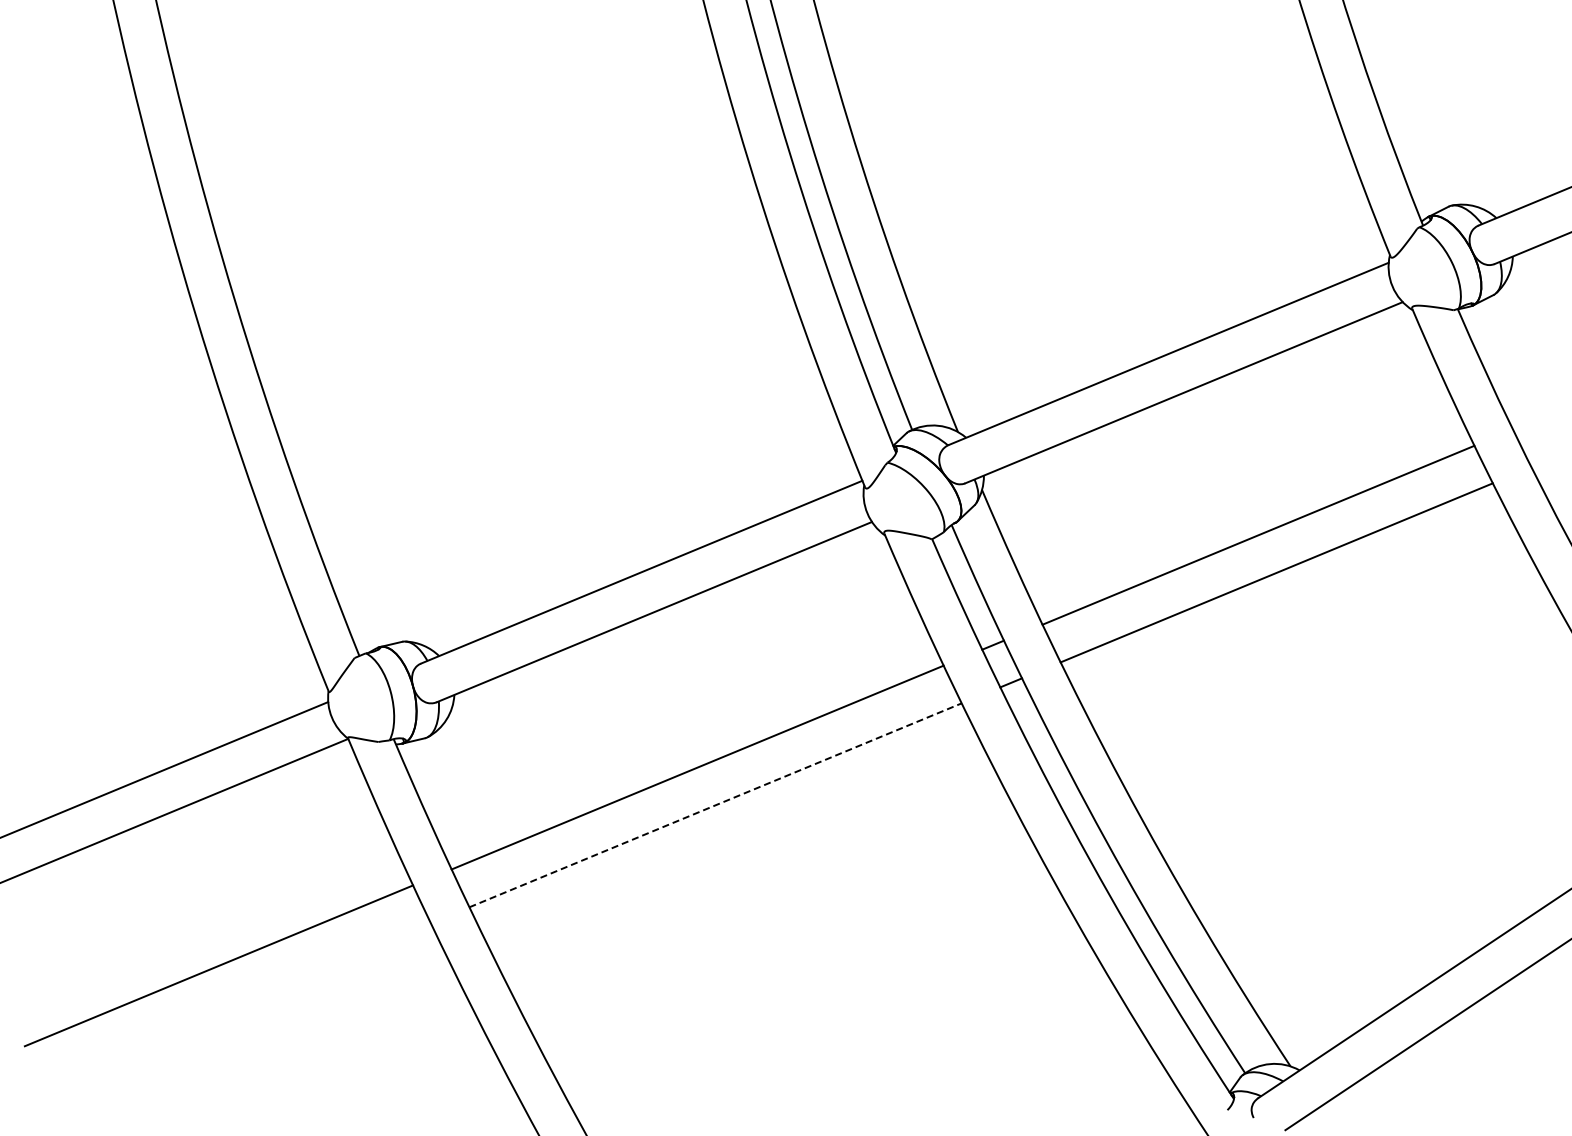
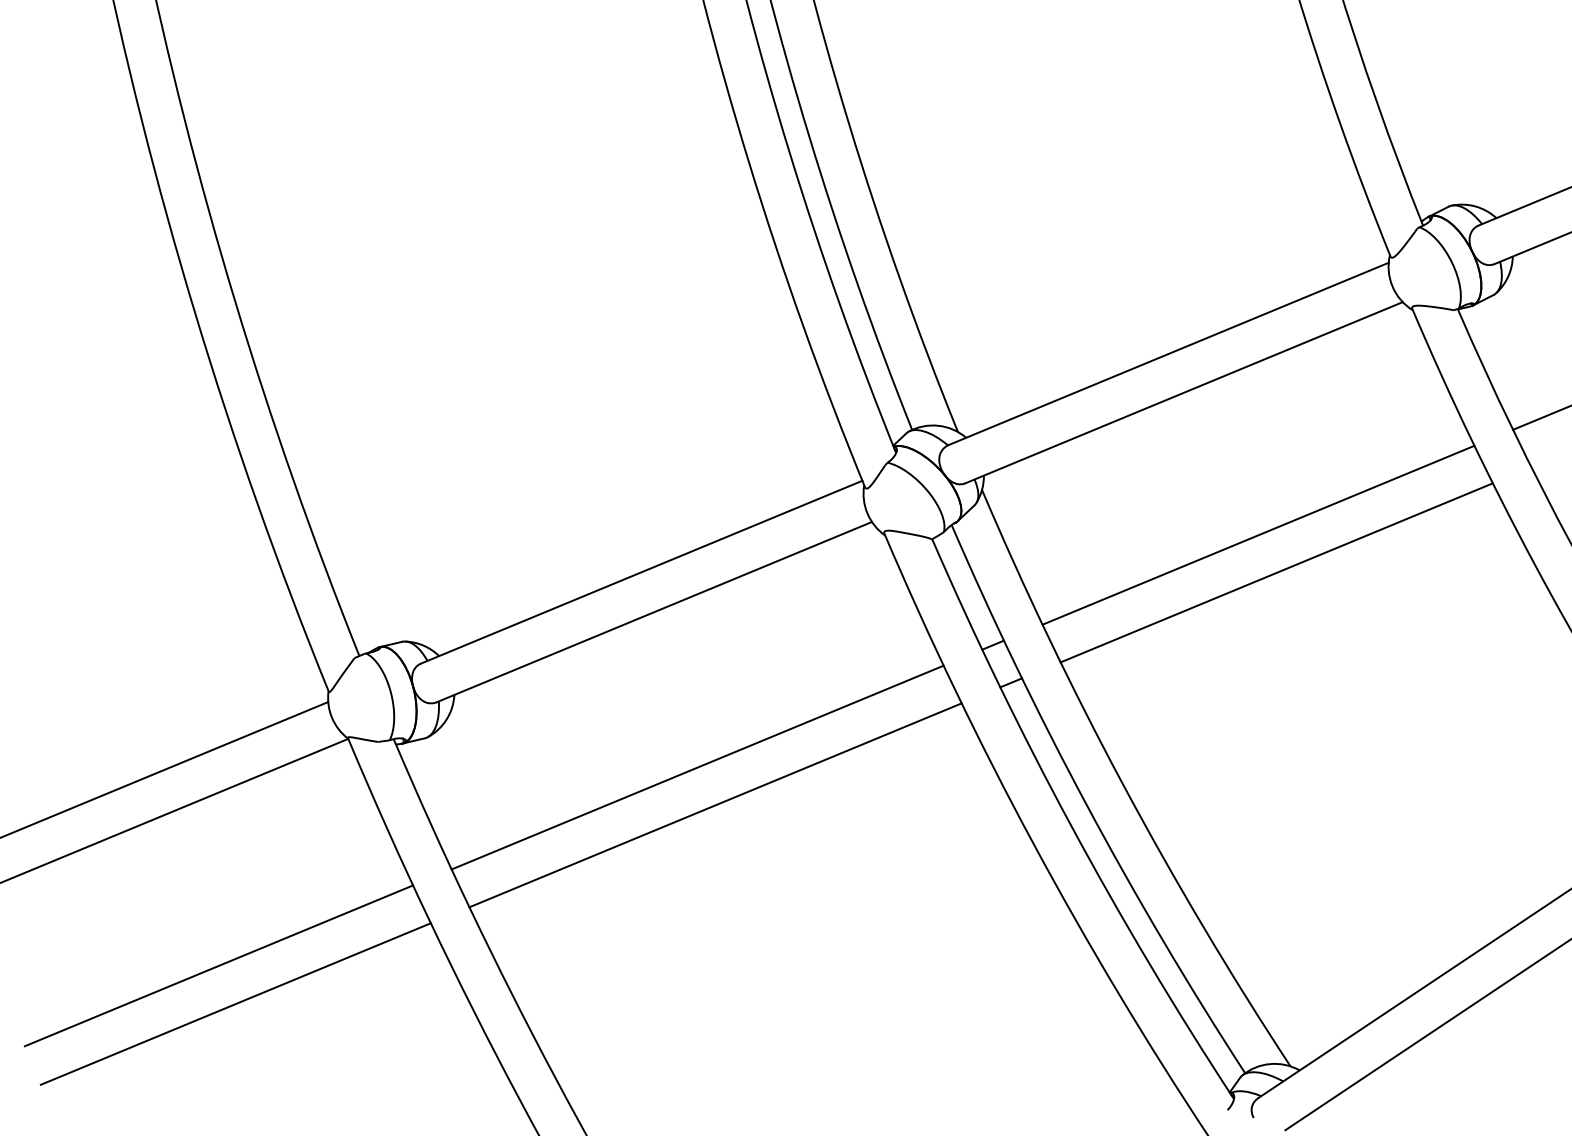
line: none -> present (1540, 417)
line: dashed -> solid (716, 805)
line: none -> present (235, 1003)
